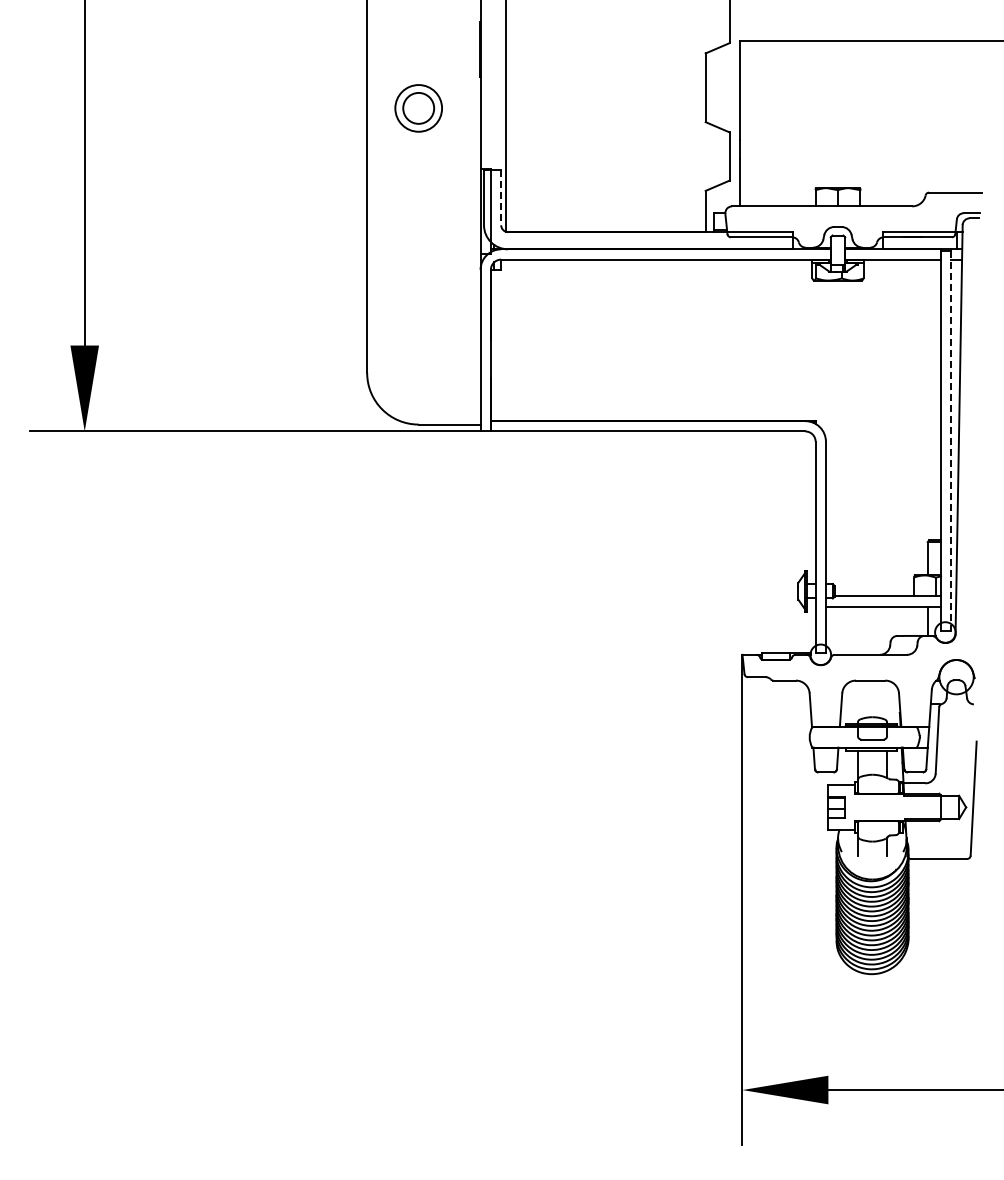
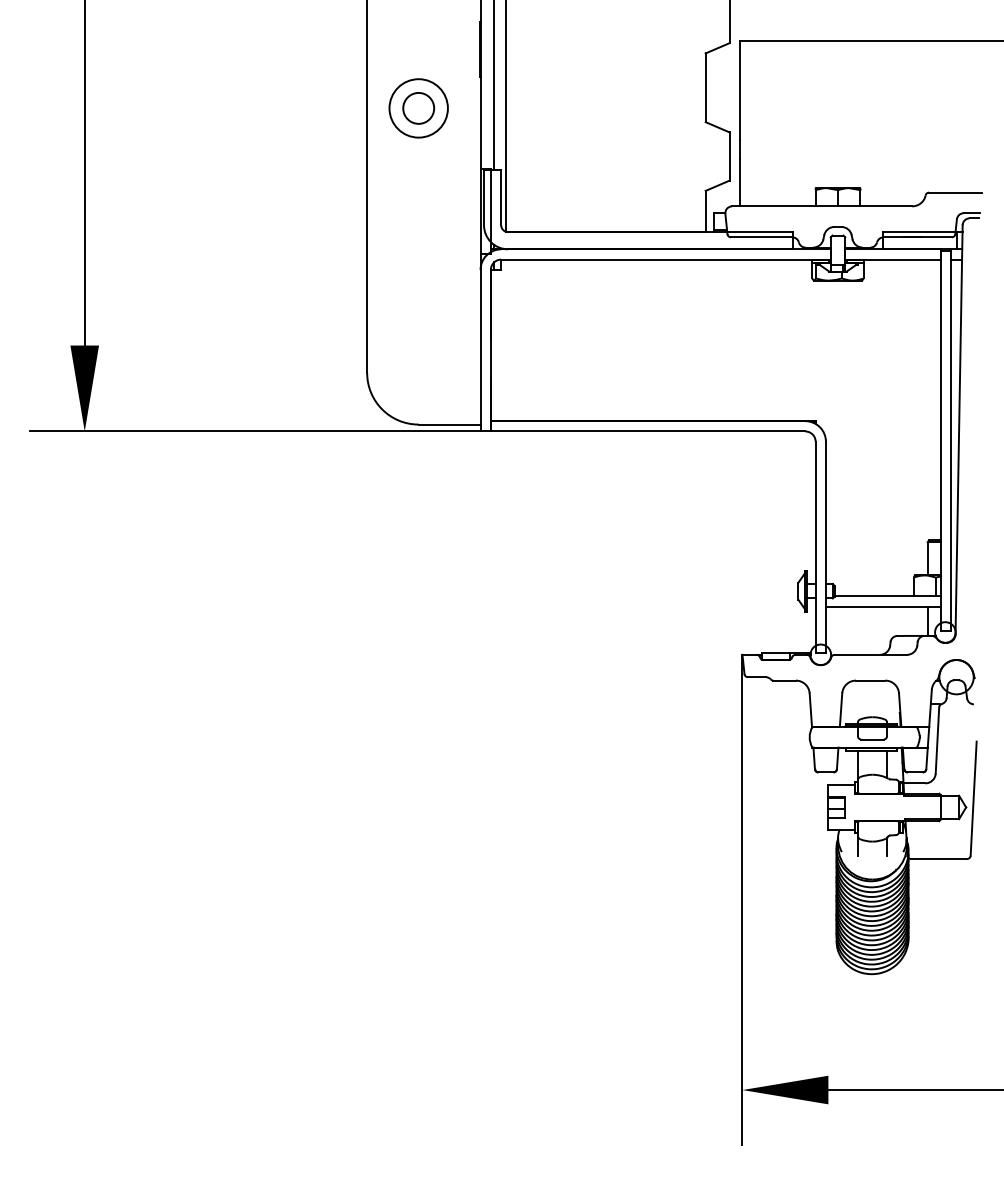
line: none -> present (494, 86)
circle diameter: 47 px -> 58 px (418, 108)
line: dashed -> solid (501, 198)
line: dashed -> solid (951, 440)
